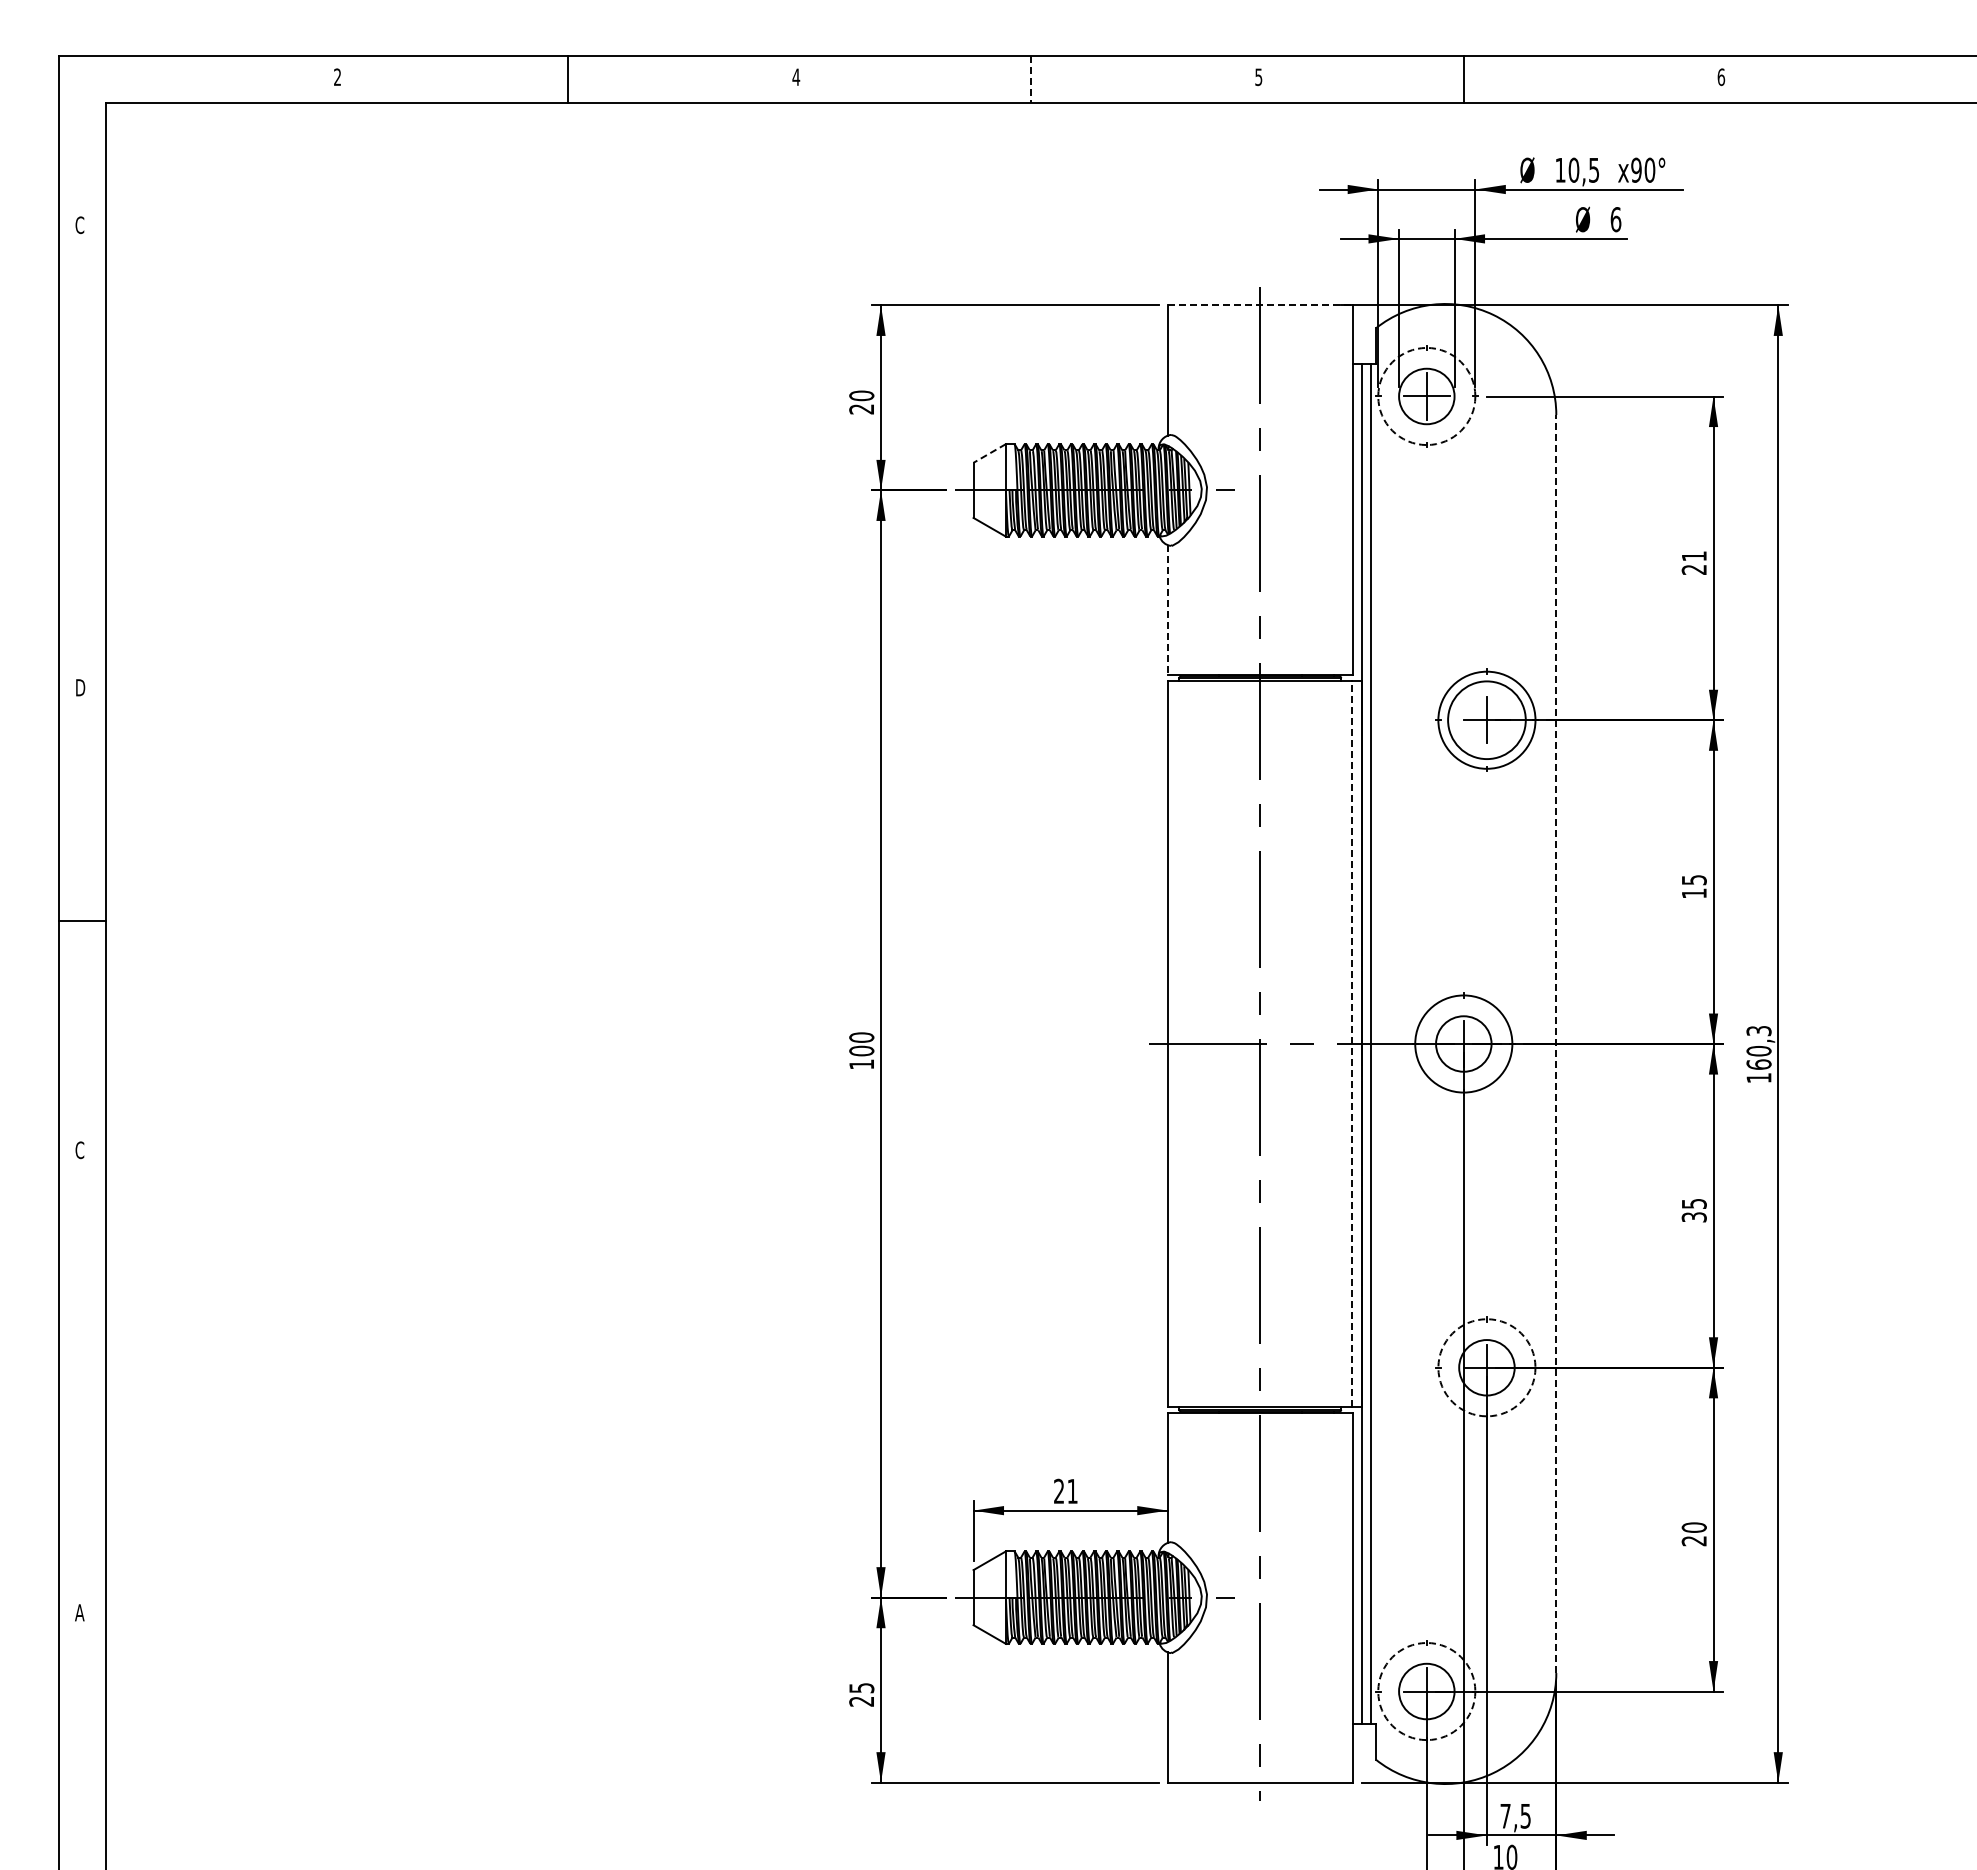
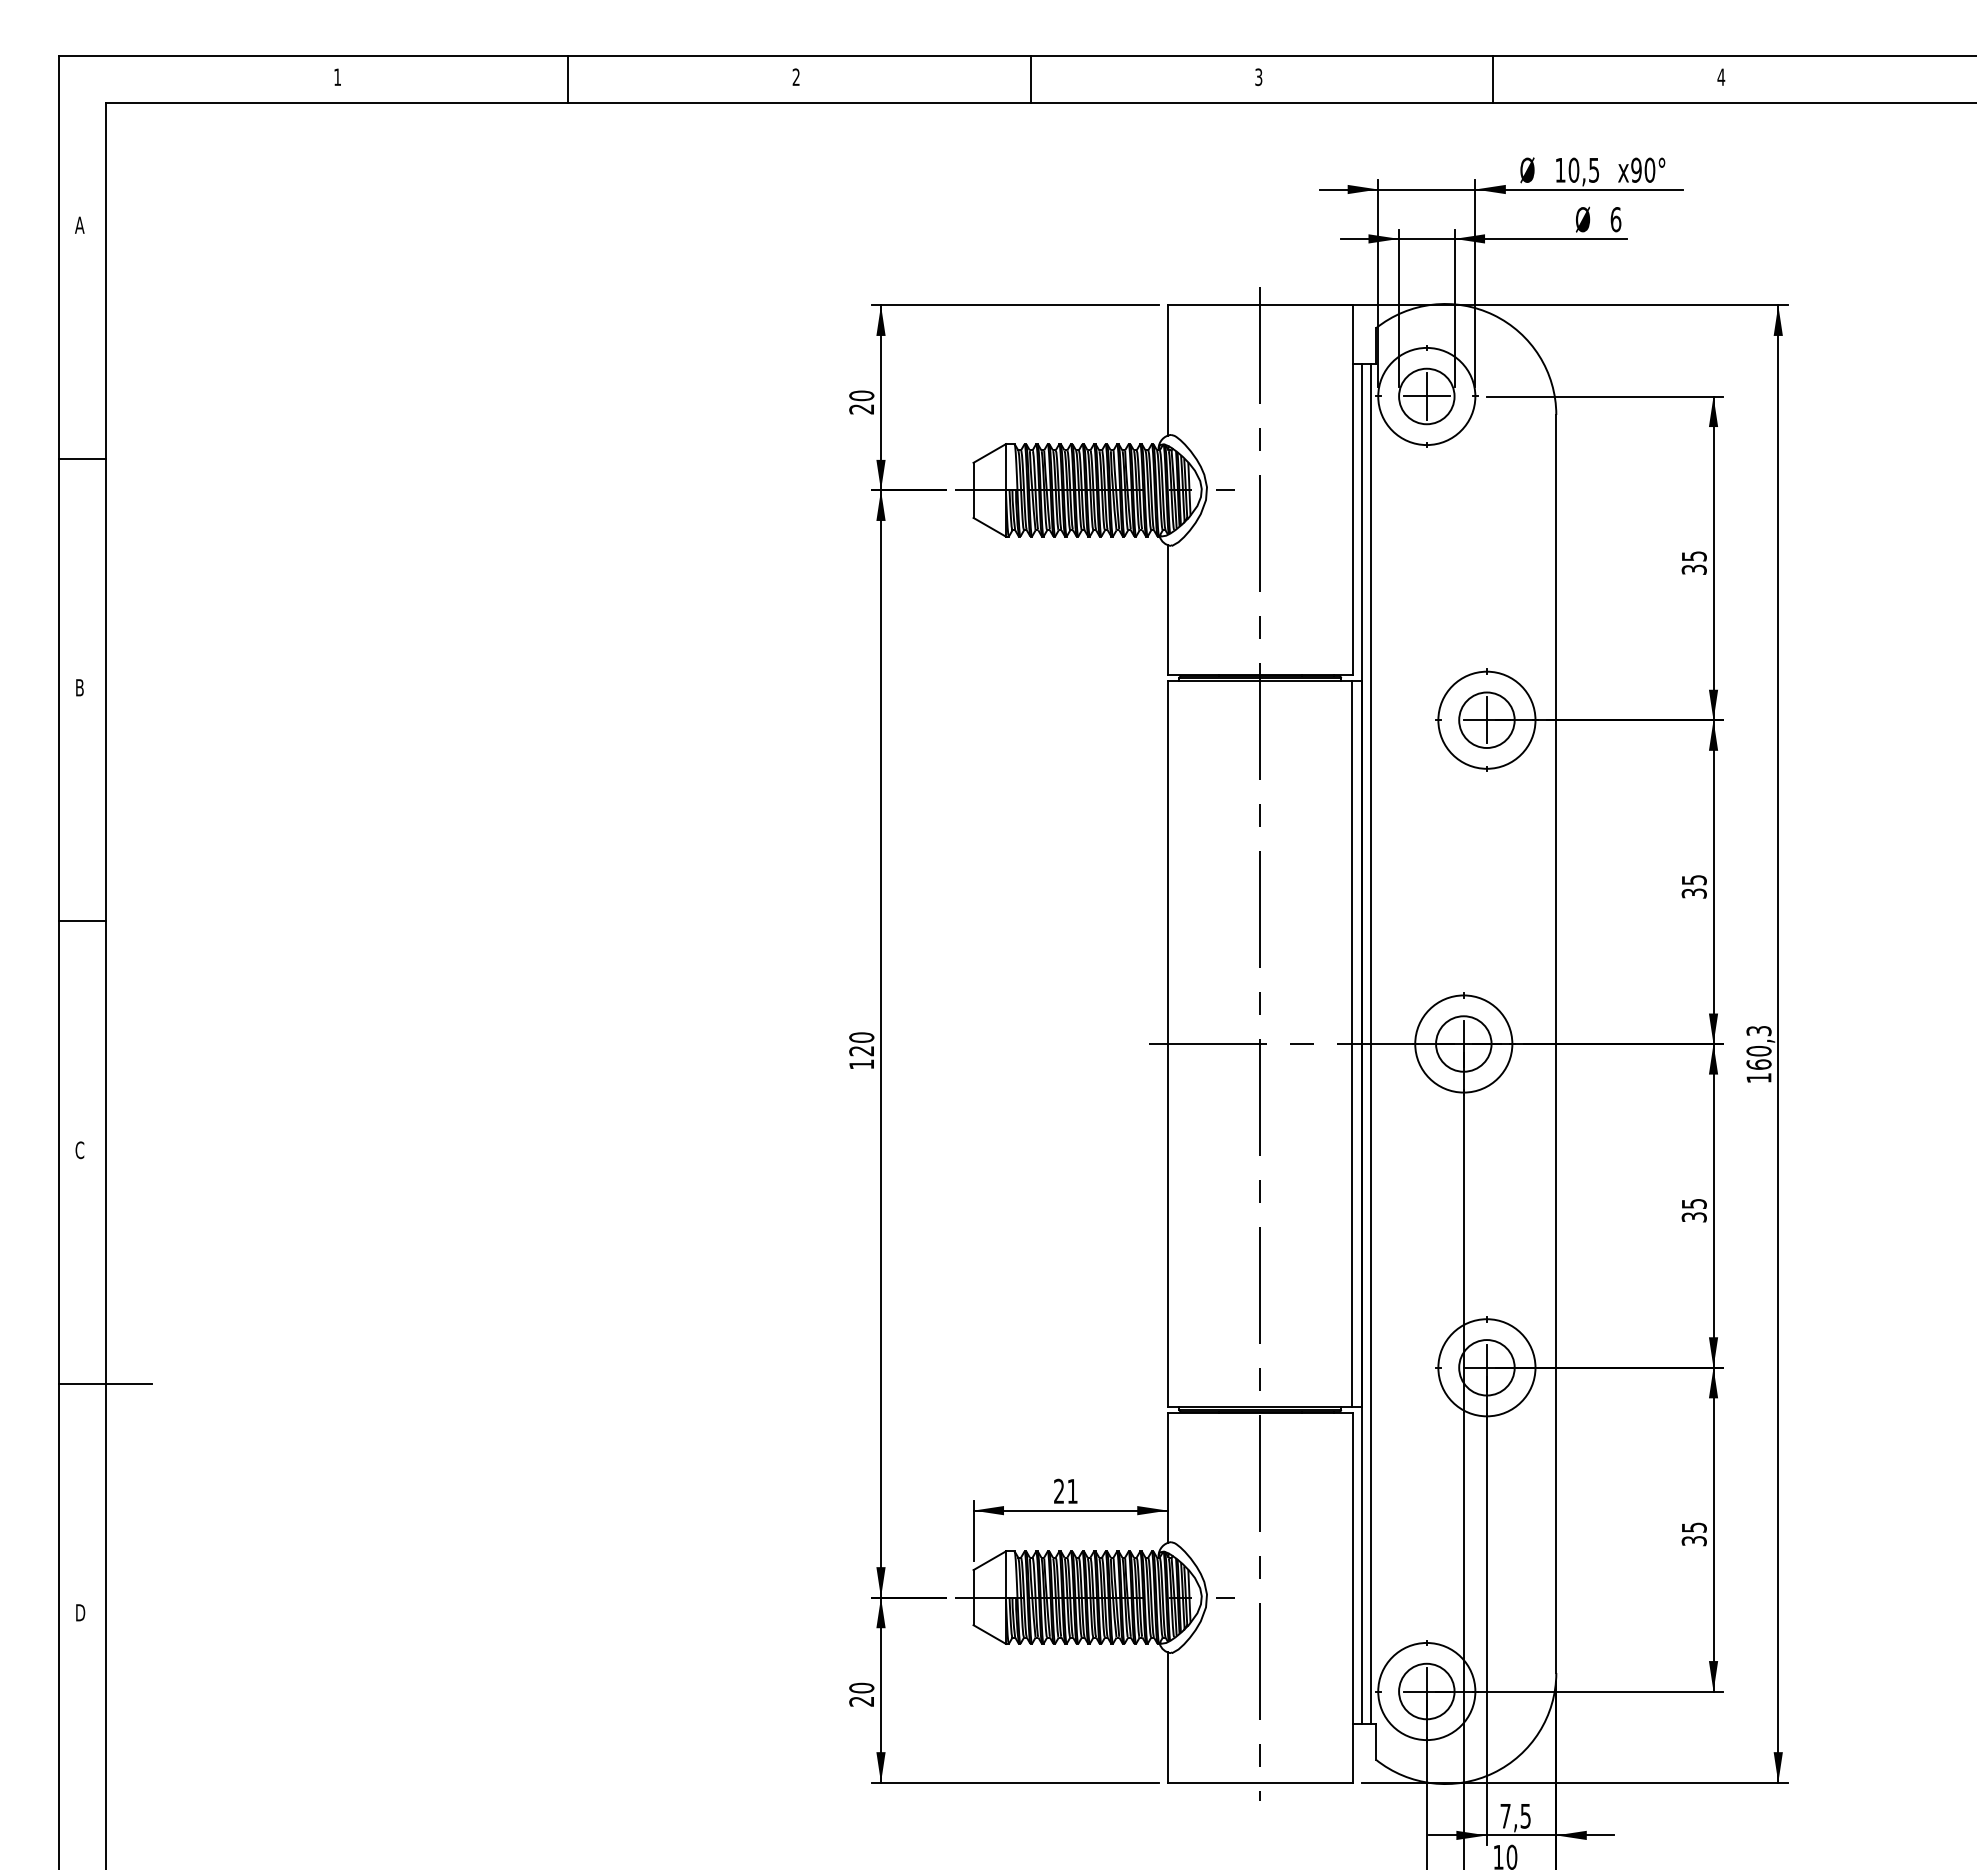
text: 2 -> 1 (337, 76)
text: 4 -> 2 (796, 76)
text: 5 -> 3 (1258, 76)
text: 6 -> 4 (1721, 77)
line: dashed -> solid (1030, 79)
line position: (1464, 79) -> (1493, 79) (1493, 79)
text: C -> A (79, 225)
line: dashed -> solid (1260, 305)
circle: dashed -> solid (1426, 396)
line: dashed -> solid (989, 453)
line: none -> present (82, 458)
text: 21 -> 35 (1694, 562)
line: dashed -> solid (1167, 610)
text: D -> B (81, 687)
circle diameter: 78 px -> 56 px (1486, 720)
text: 15 -> 35 (1693, 893)
line: dashed -> solid (1352, 1043)
line: dashed -> solid (1556, 1043)
text: 100 -> 120 (861, 1050)
circle: dashed -> solid (1486, 1367)
line: none -> present (105, 1383)
text: 20 -> 35 (1693, 1534)
text: A -> D (80, 1612)
text: 25 -> 20 (861, 1687)
circle: dashed -> solid (1426, 1691)
